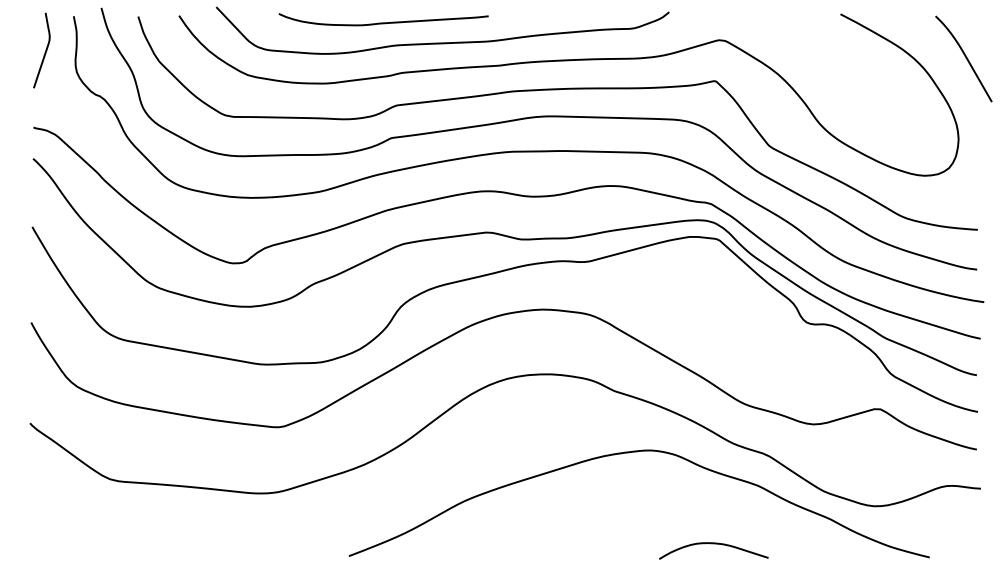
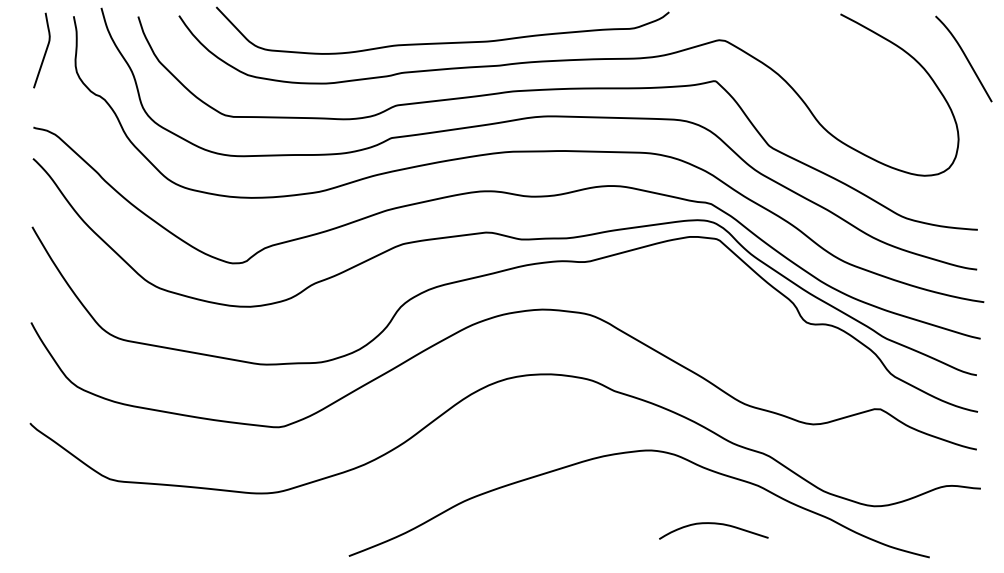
curve: present -> none (383, 22)
curve position: (713, 544) -> (713, 524) (713, 524)
